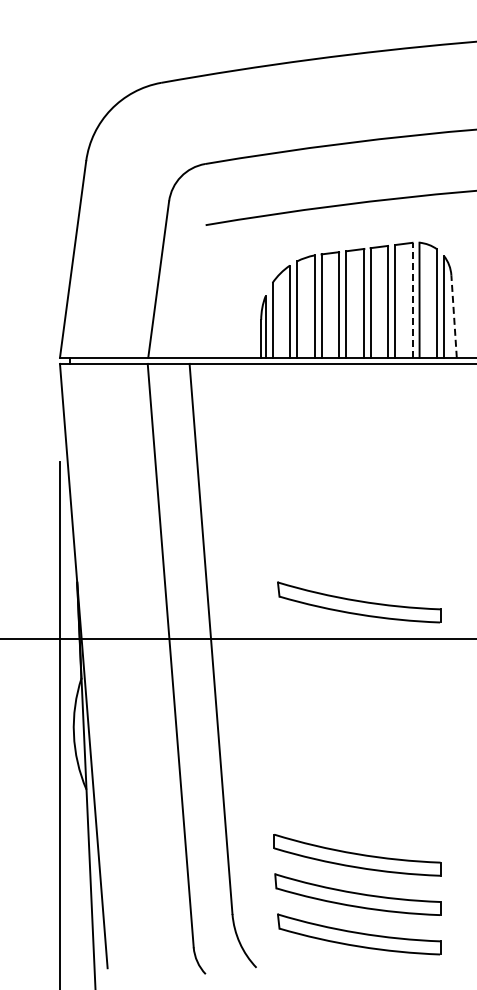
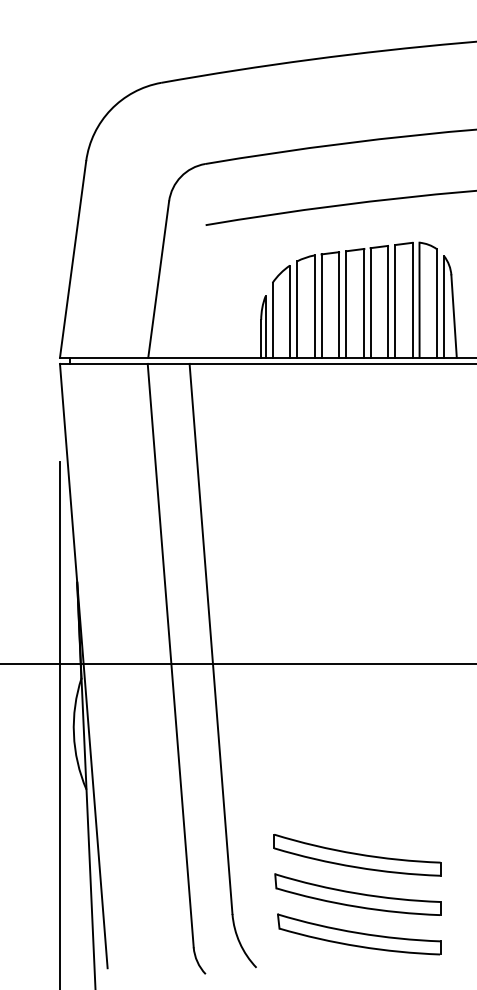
line: dashed -> solid (412, 299)
line: dashed -> solid (454, 316)
part: present -> none (359, 602)
line position: (237, 639) -> (237, 664) (237, 664)
